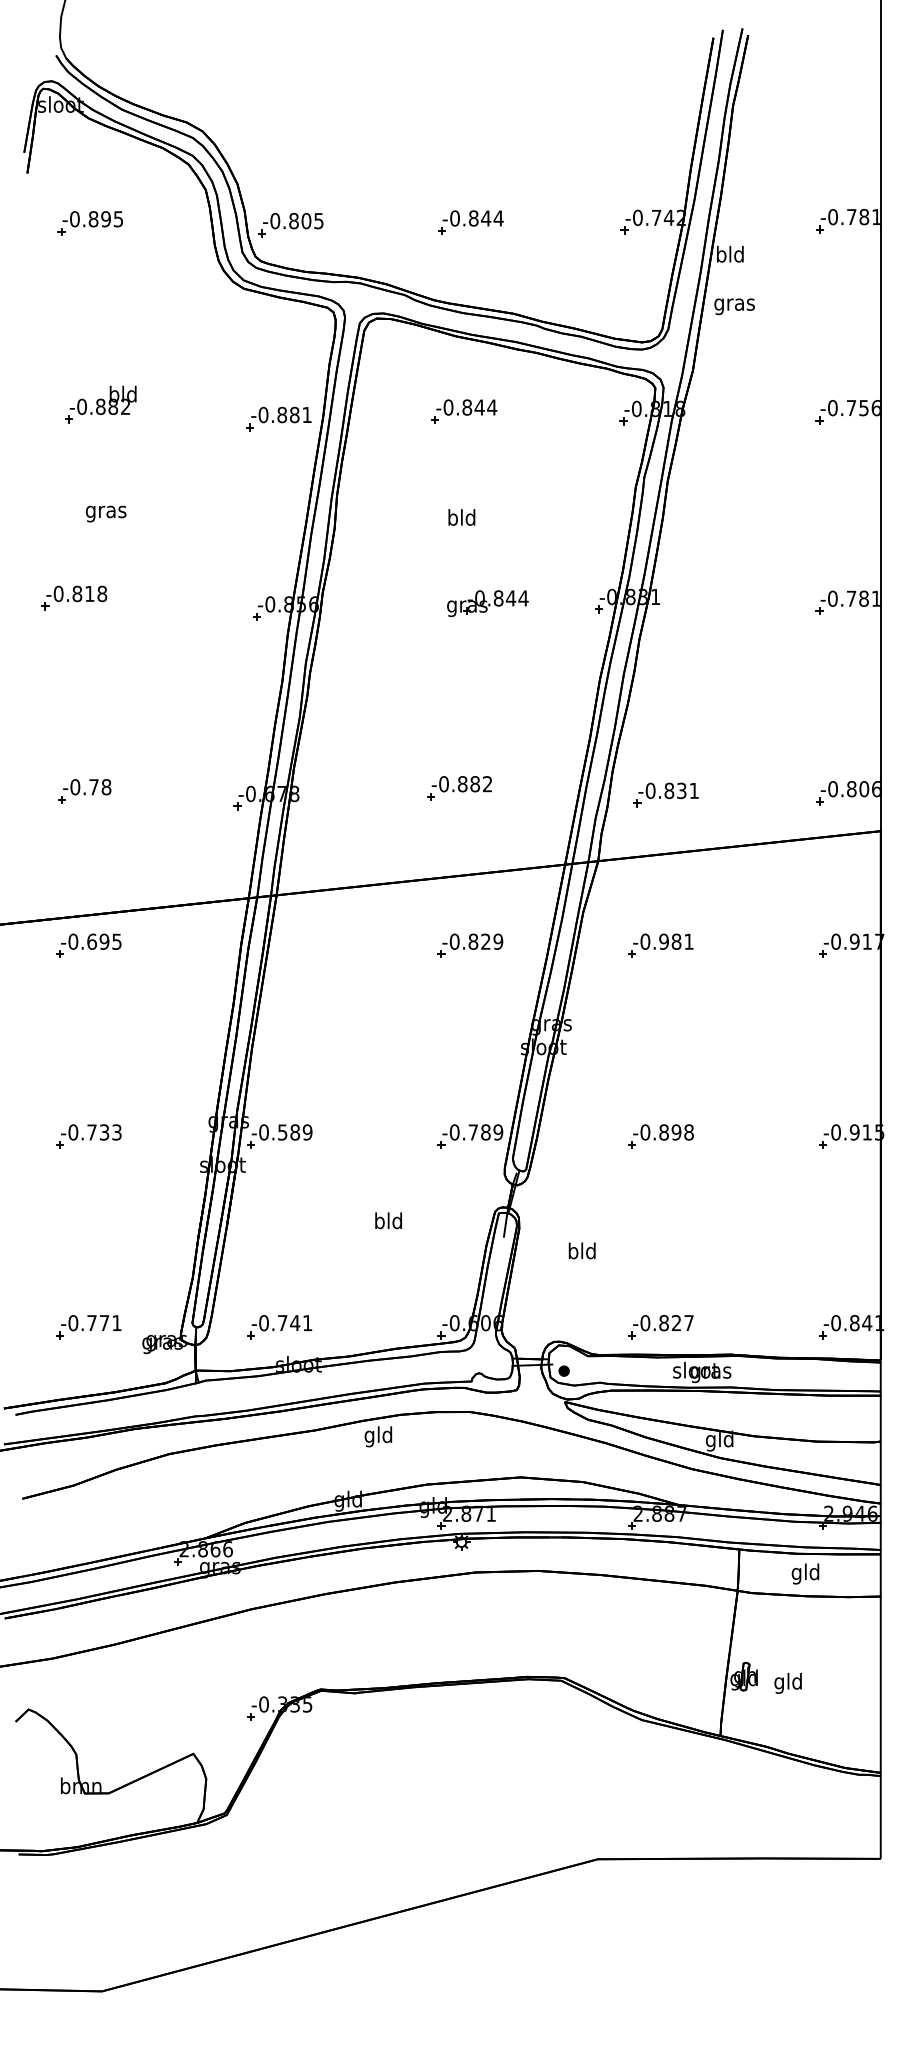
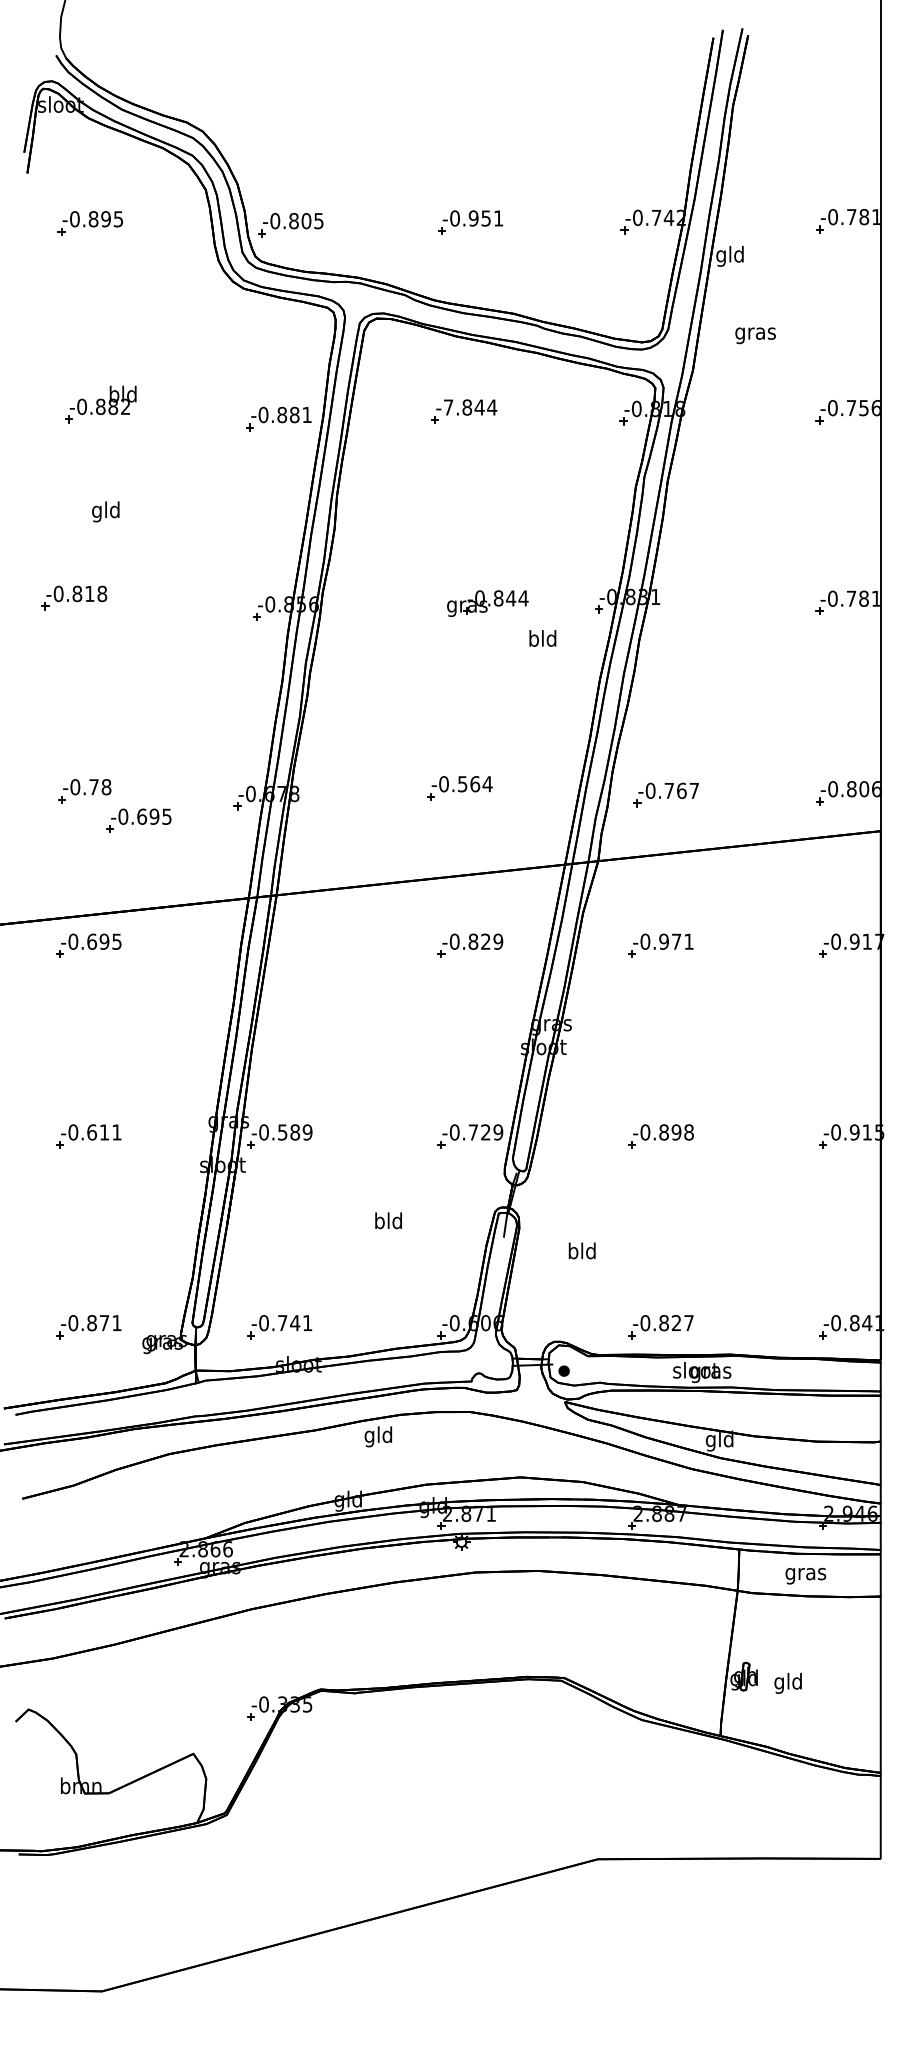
text: -0.844 -> -0.951 (485, 218)
text: bld -> gld (721, 255)
text position: (734, 306) -> (755, 335) (755, 335)
text: -0.844 -> -7.844 (448, 407)
text: gras -> gld (105, 511)
text position: (461, 517) -> (542, 638) (542, 638)
text: -0.882 -> -0.564 (475, 784)
text: -0.831 -> -0.767 (681, 790)
part: none -> present (138, 820)
text: -0.981 -> -0.971 (676, 941)
text: -0.733 -> -0.611 (104, 1132)
text: -0.789 -> -0.729 (485, 1132)
text: -0.771 -> -0.871 (91, 1323)
text: gld -> gras (805, 1573)
